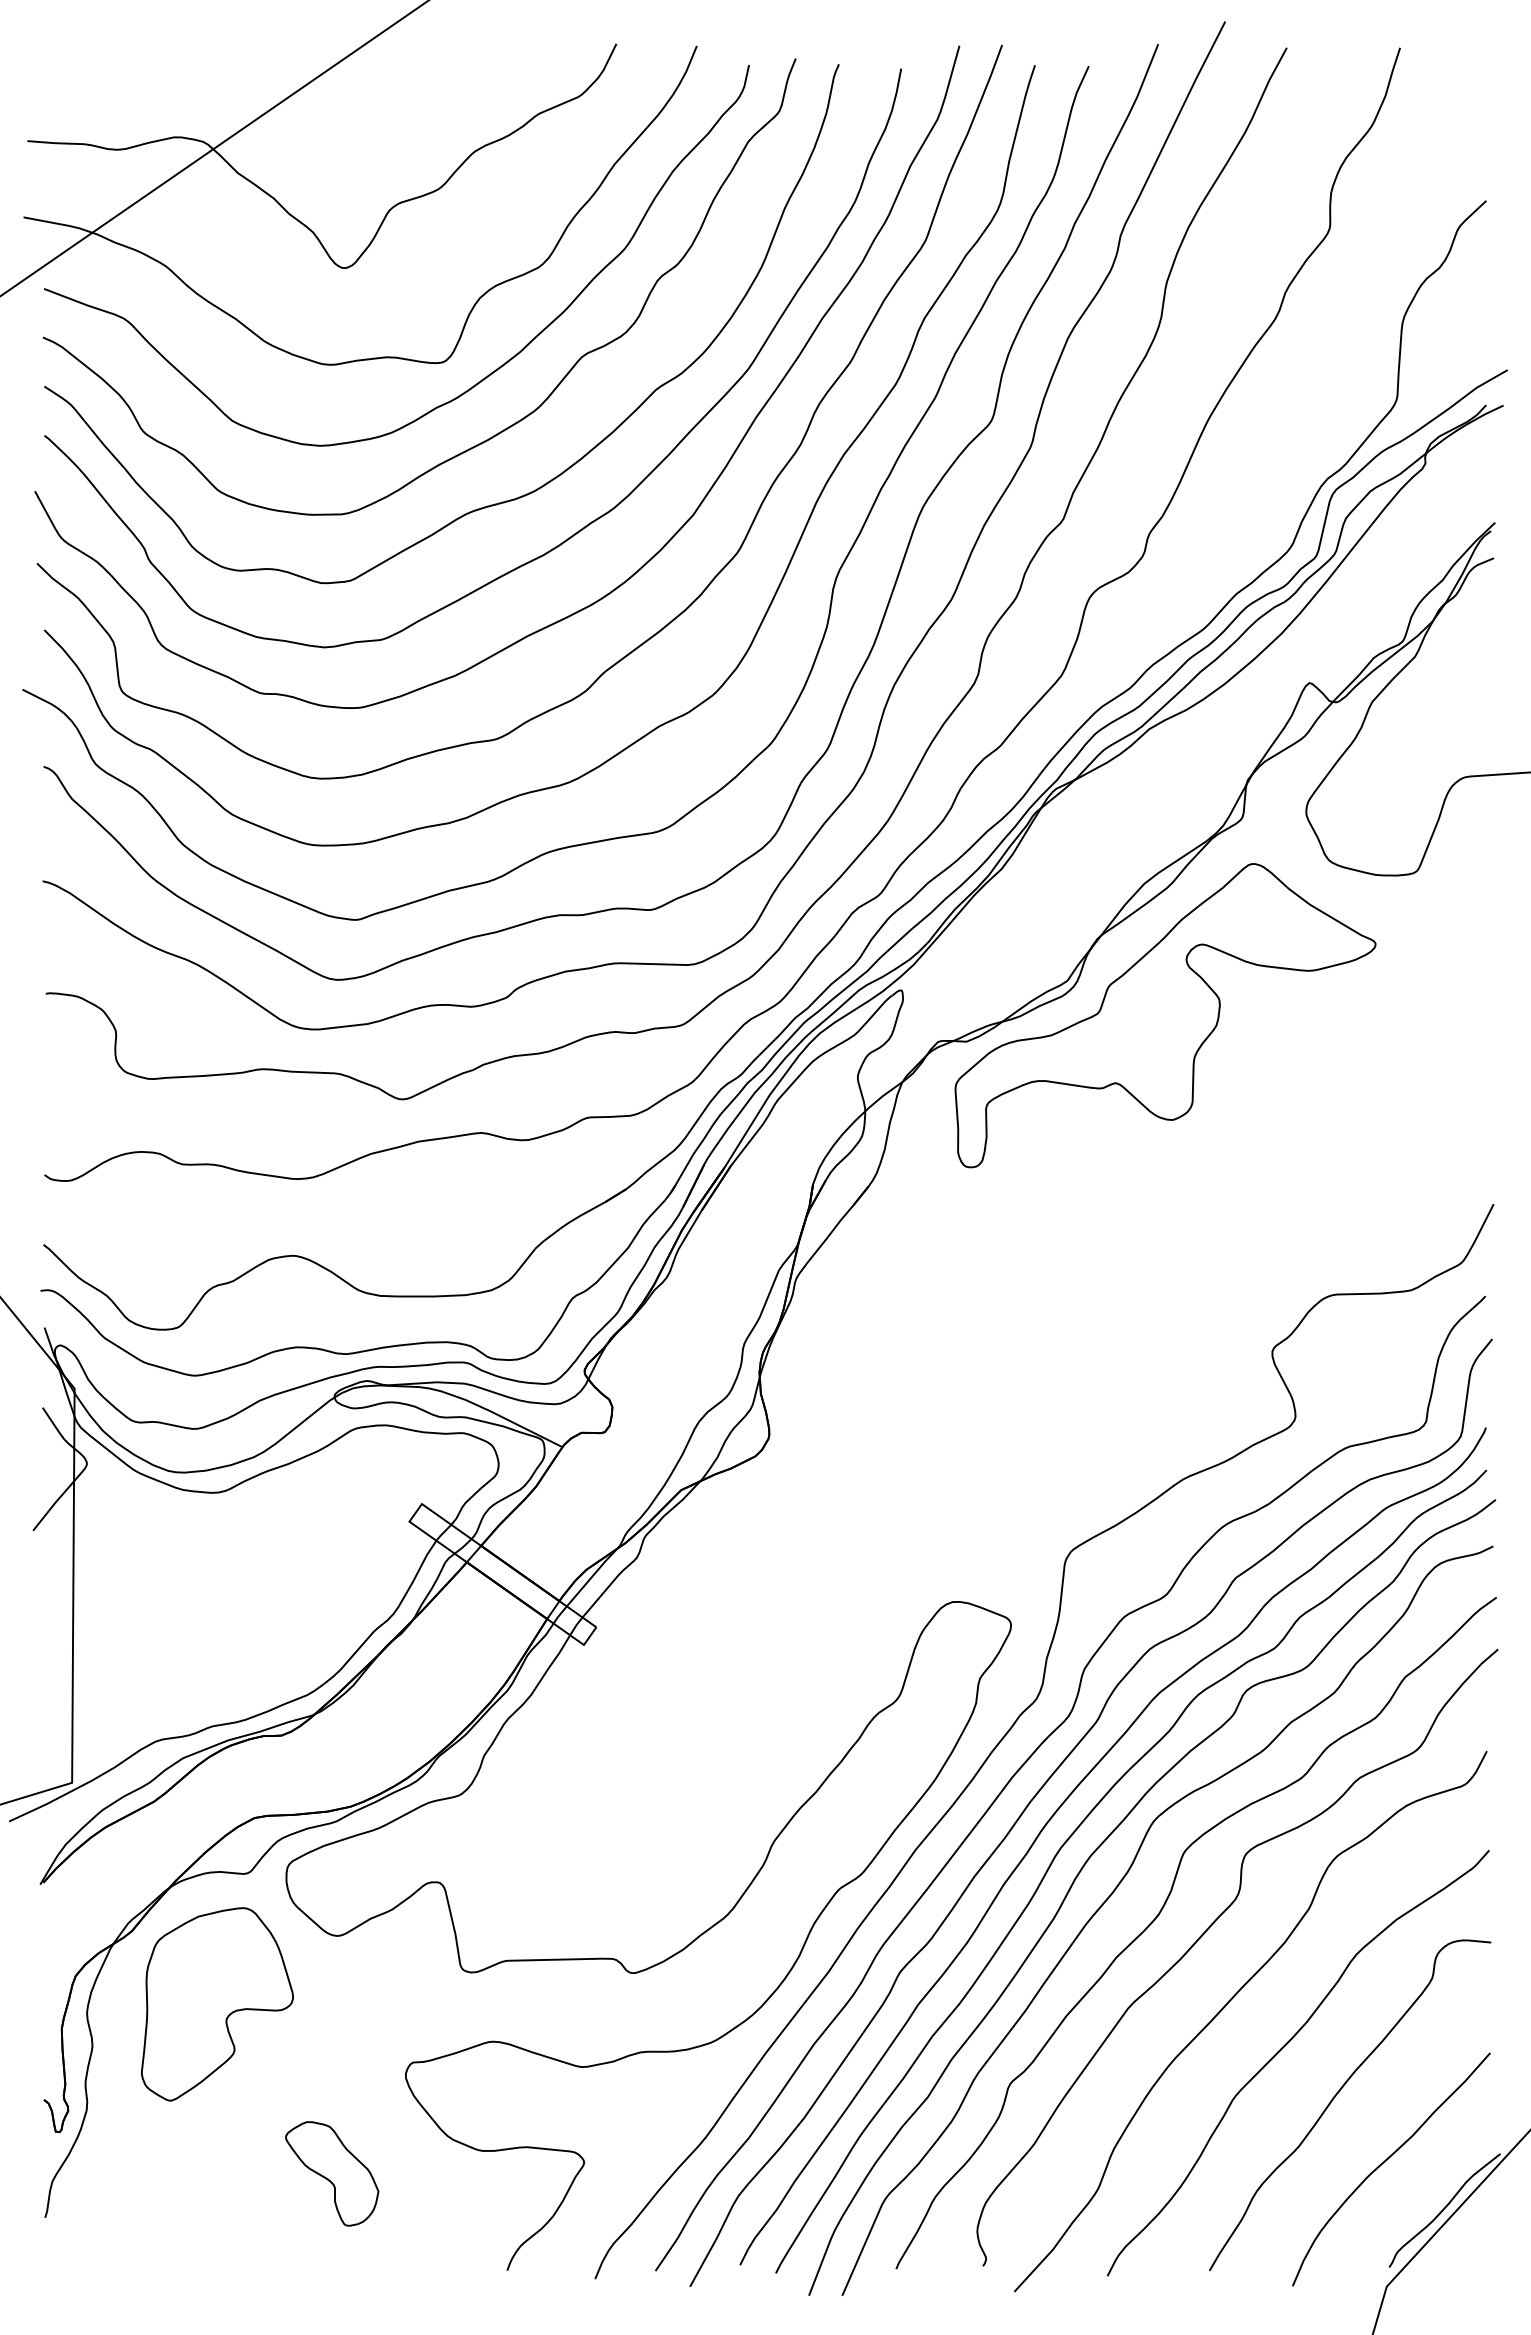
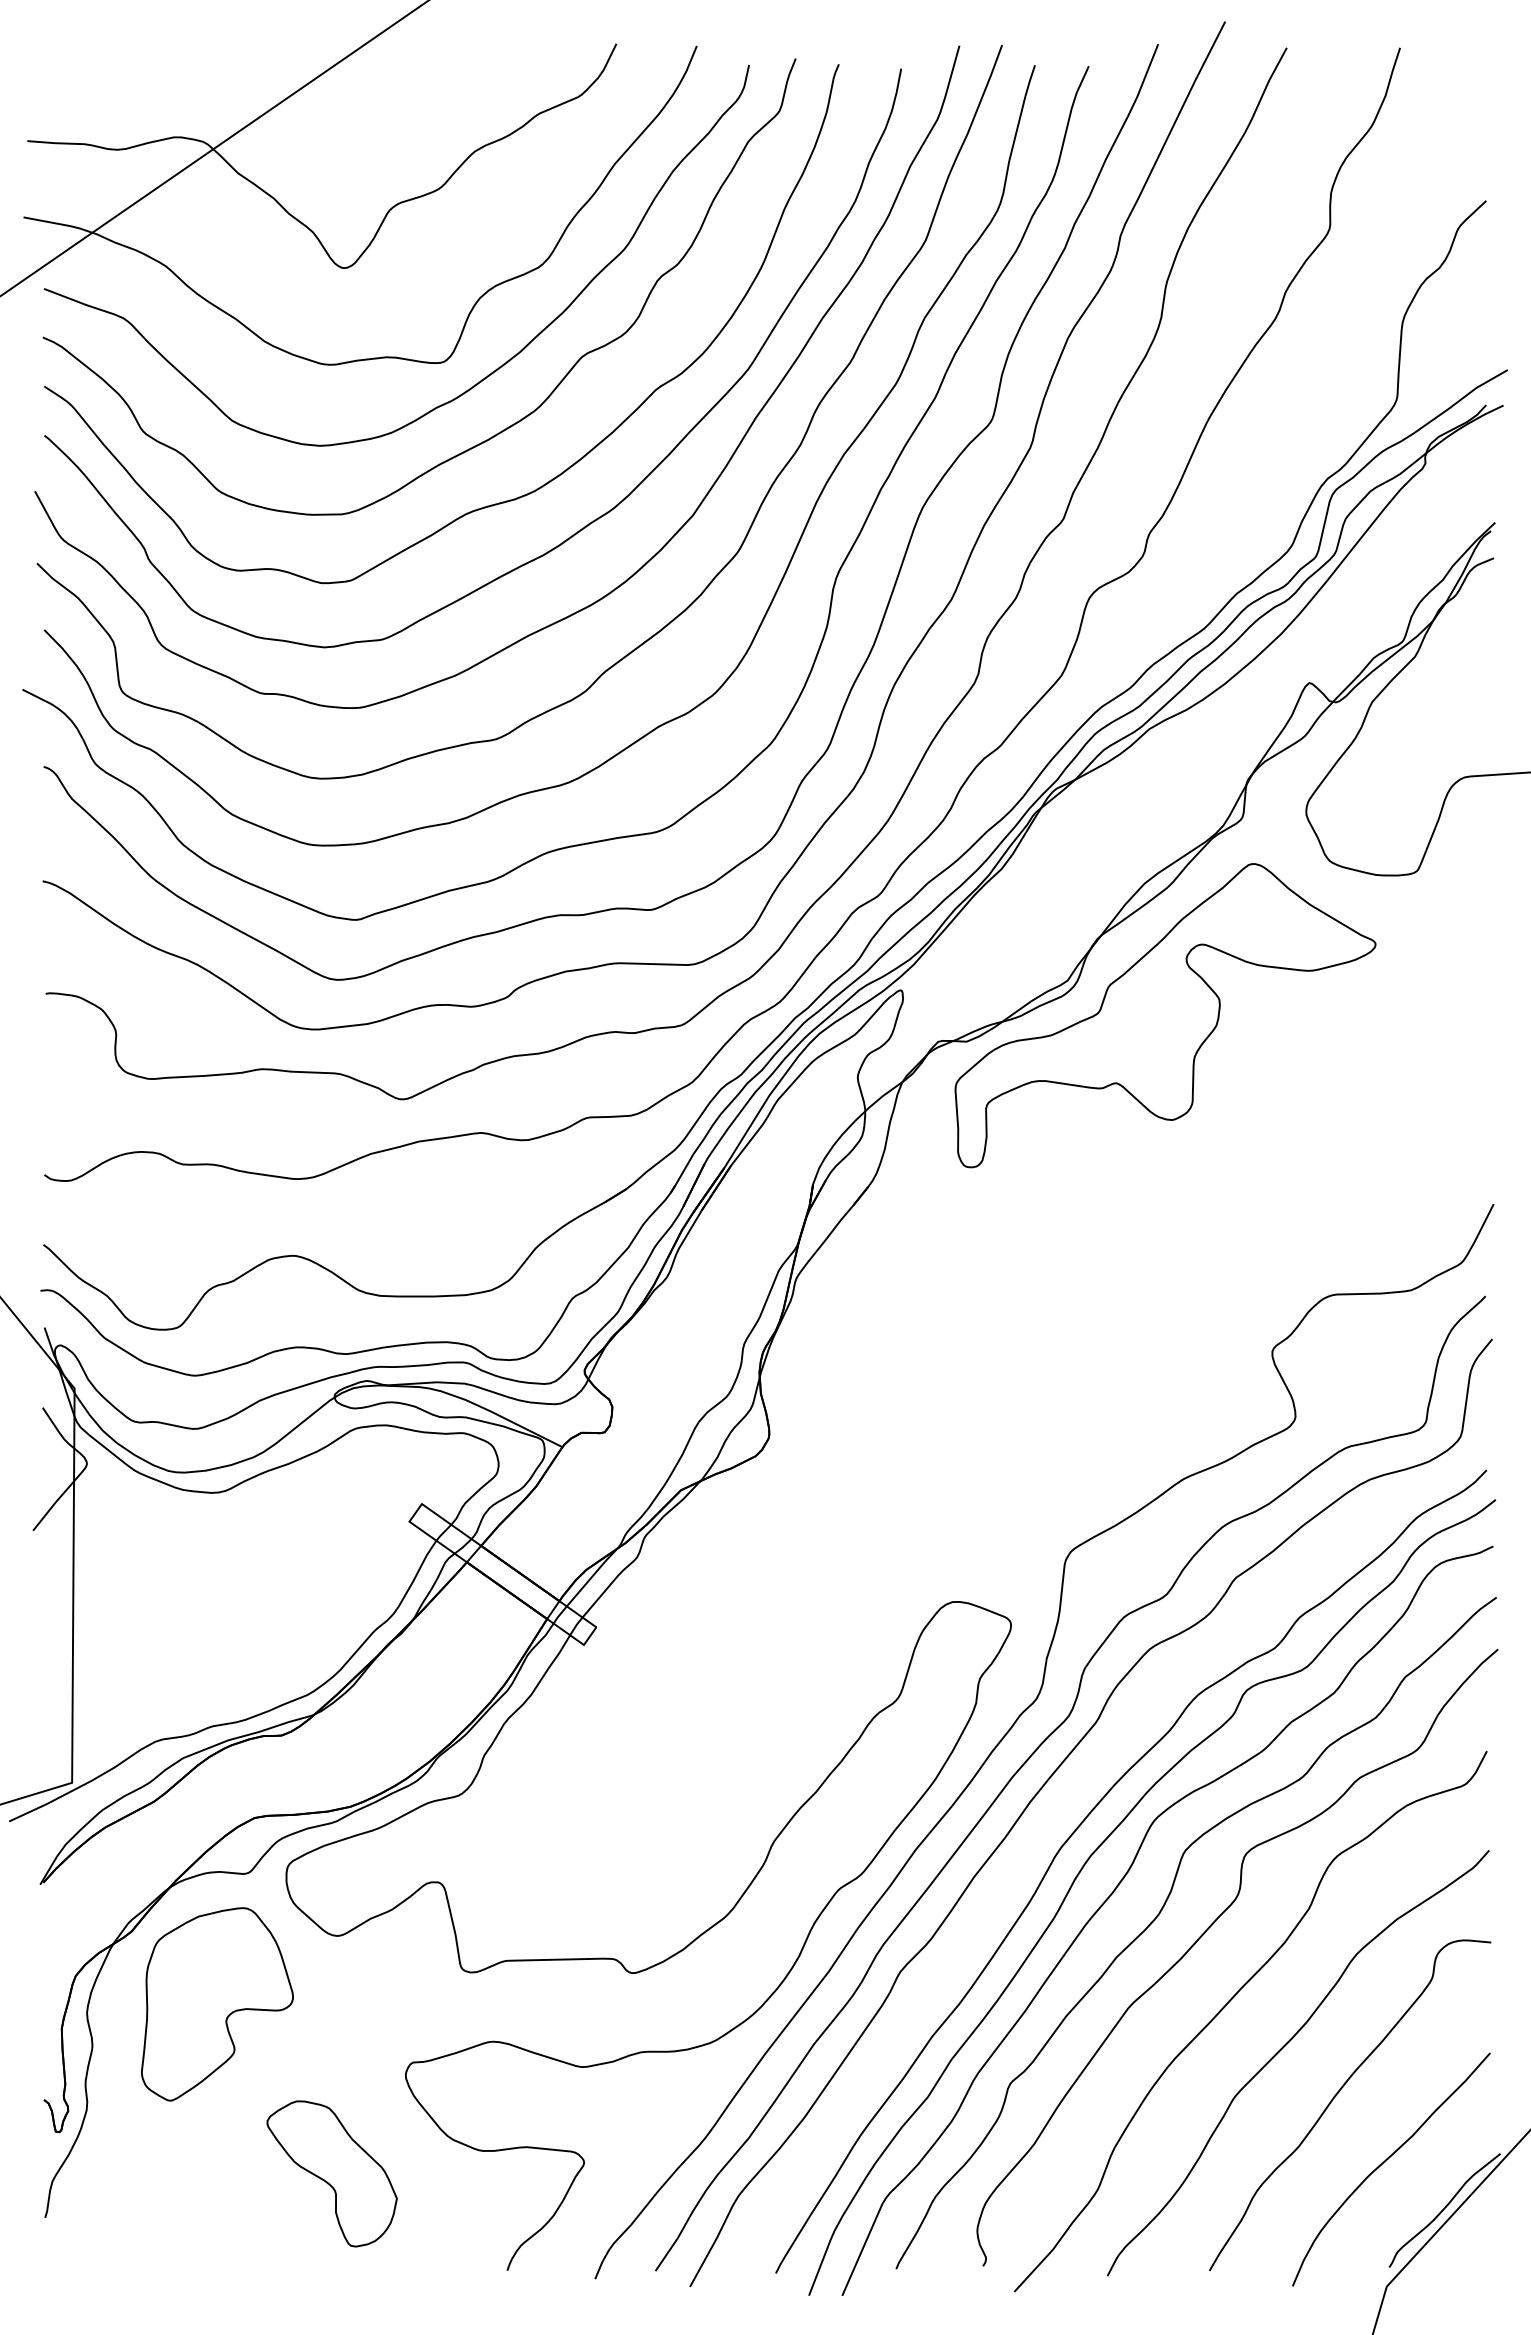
curve: present -> none (1064, 1803)
part size: 95x106 px -> 132x148 px (331, 2173)
